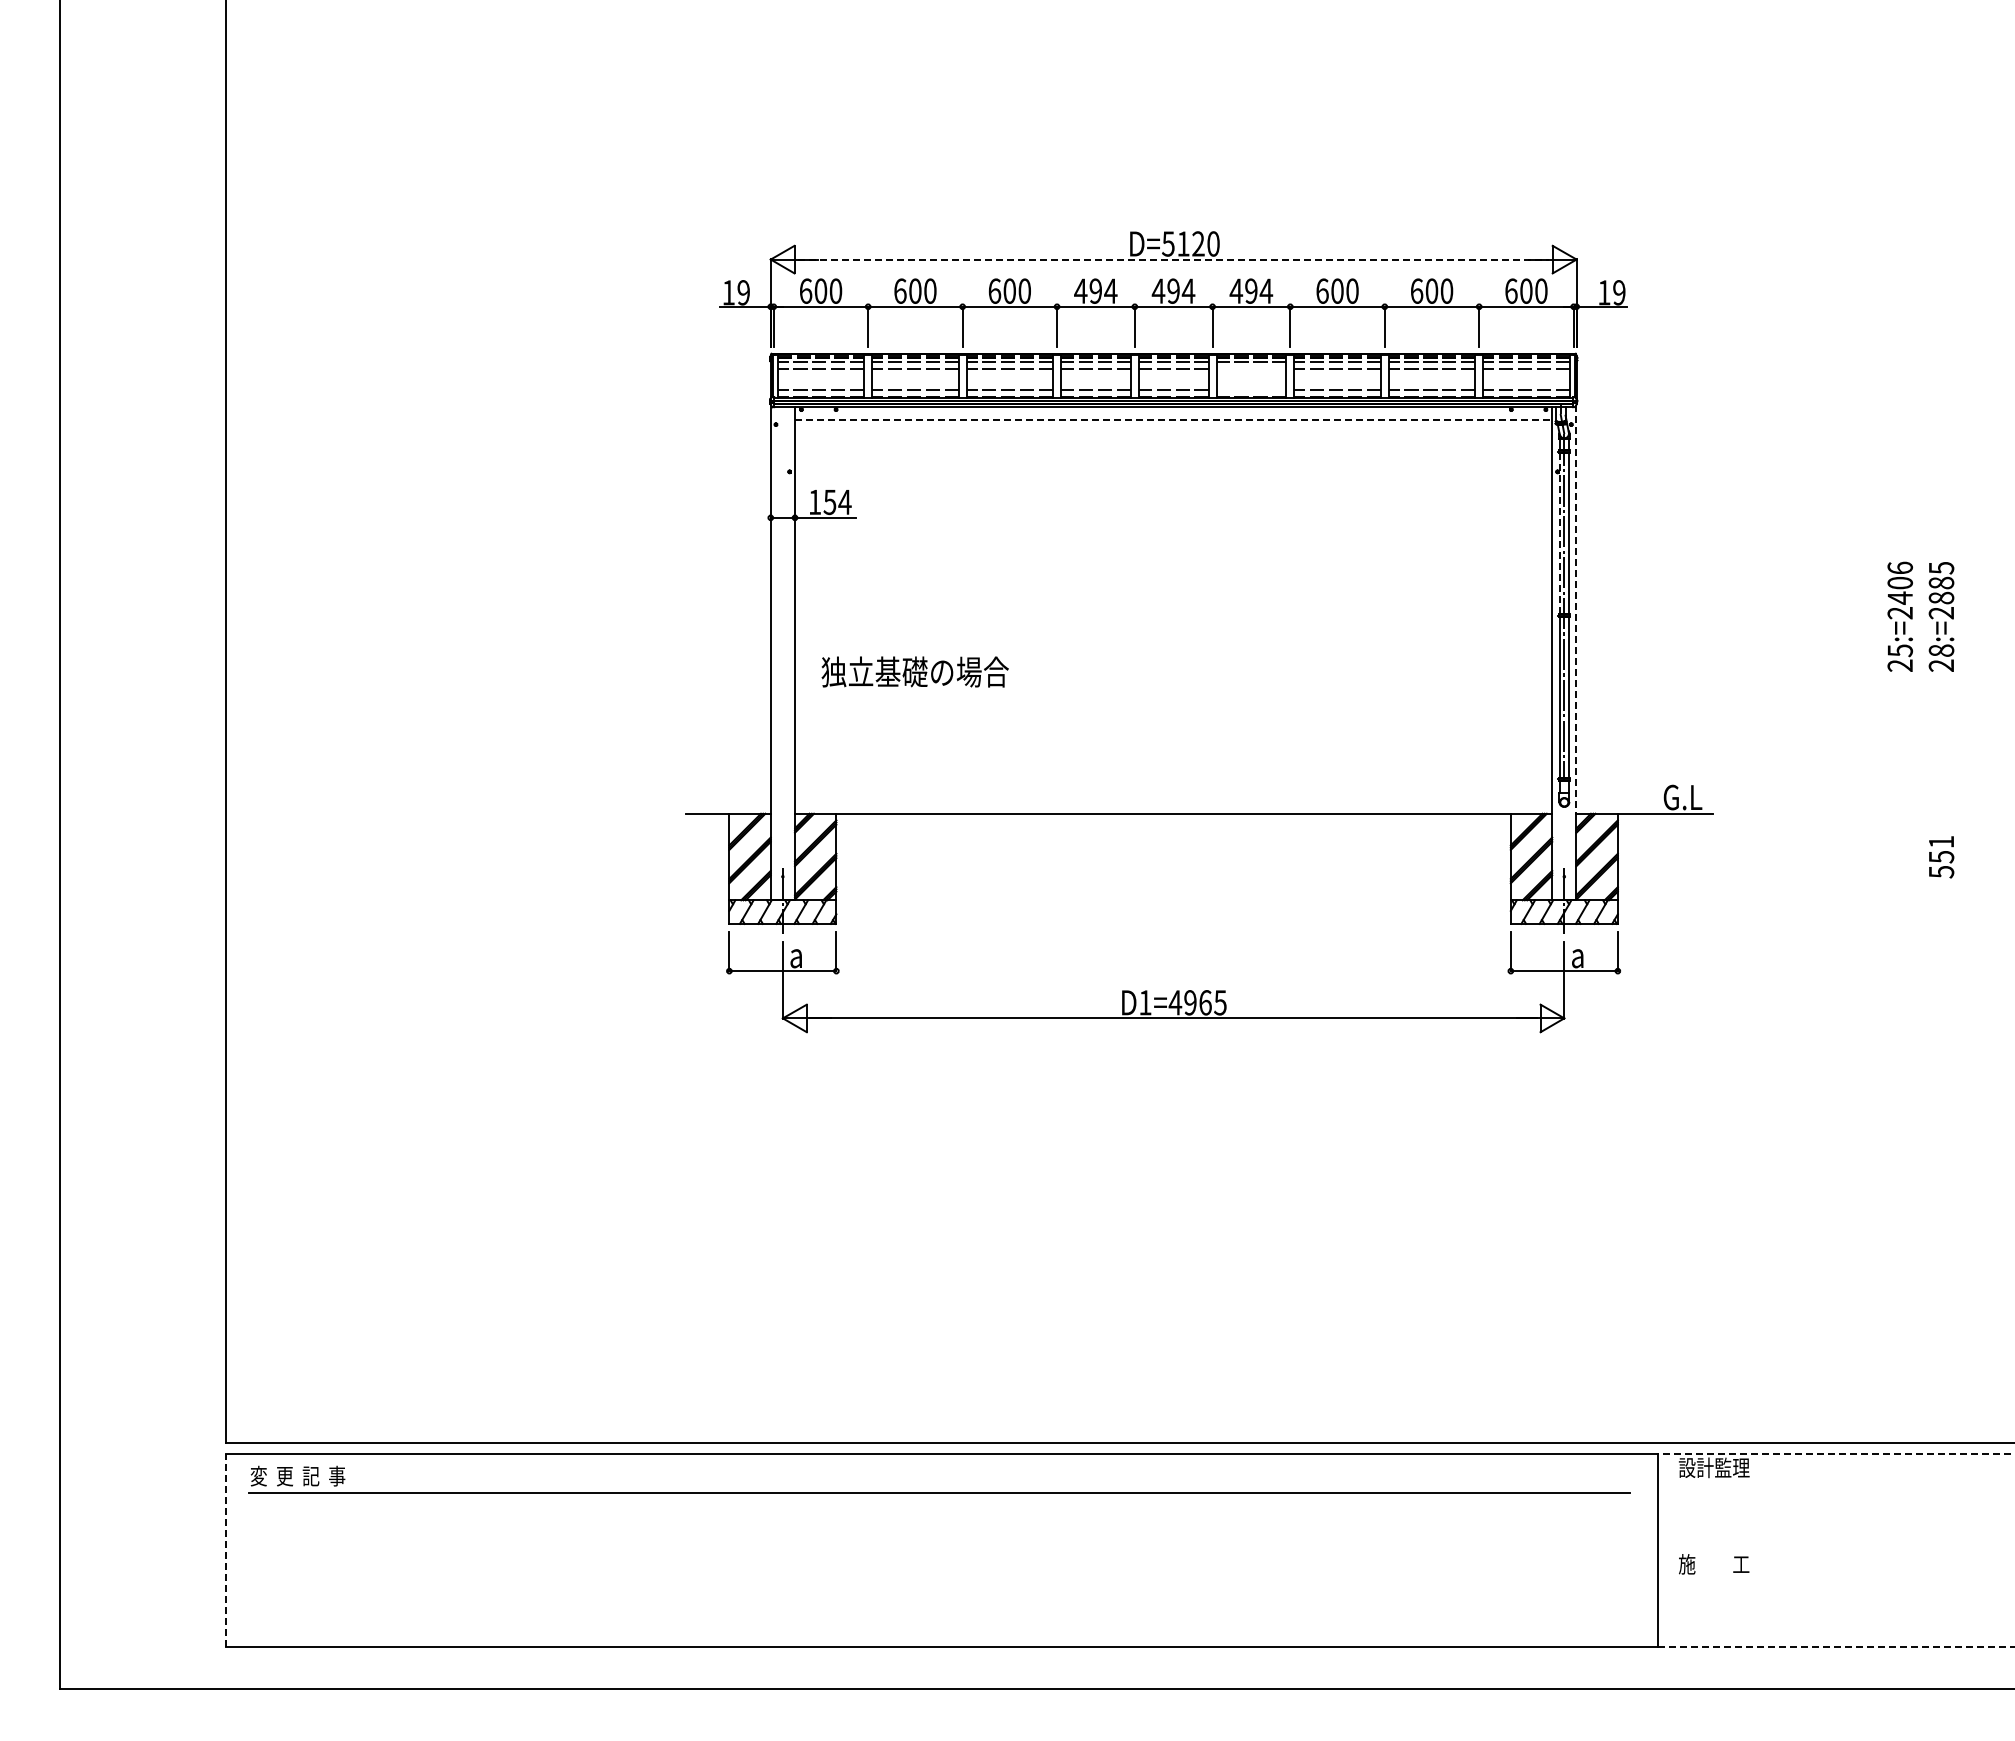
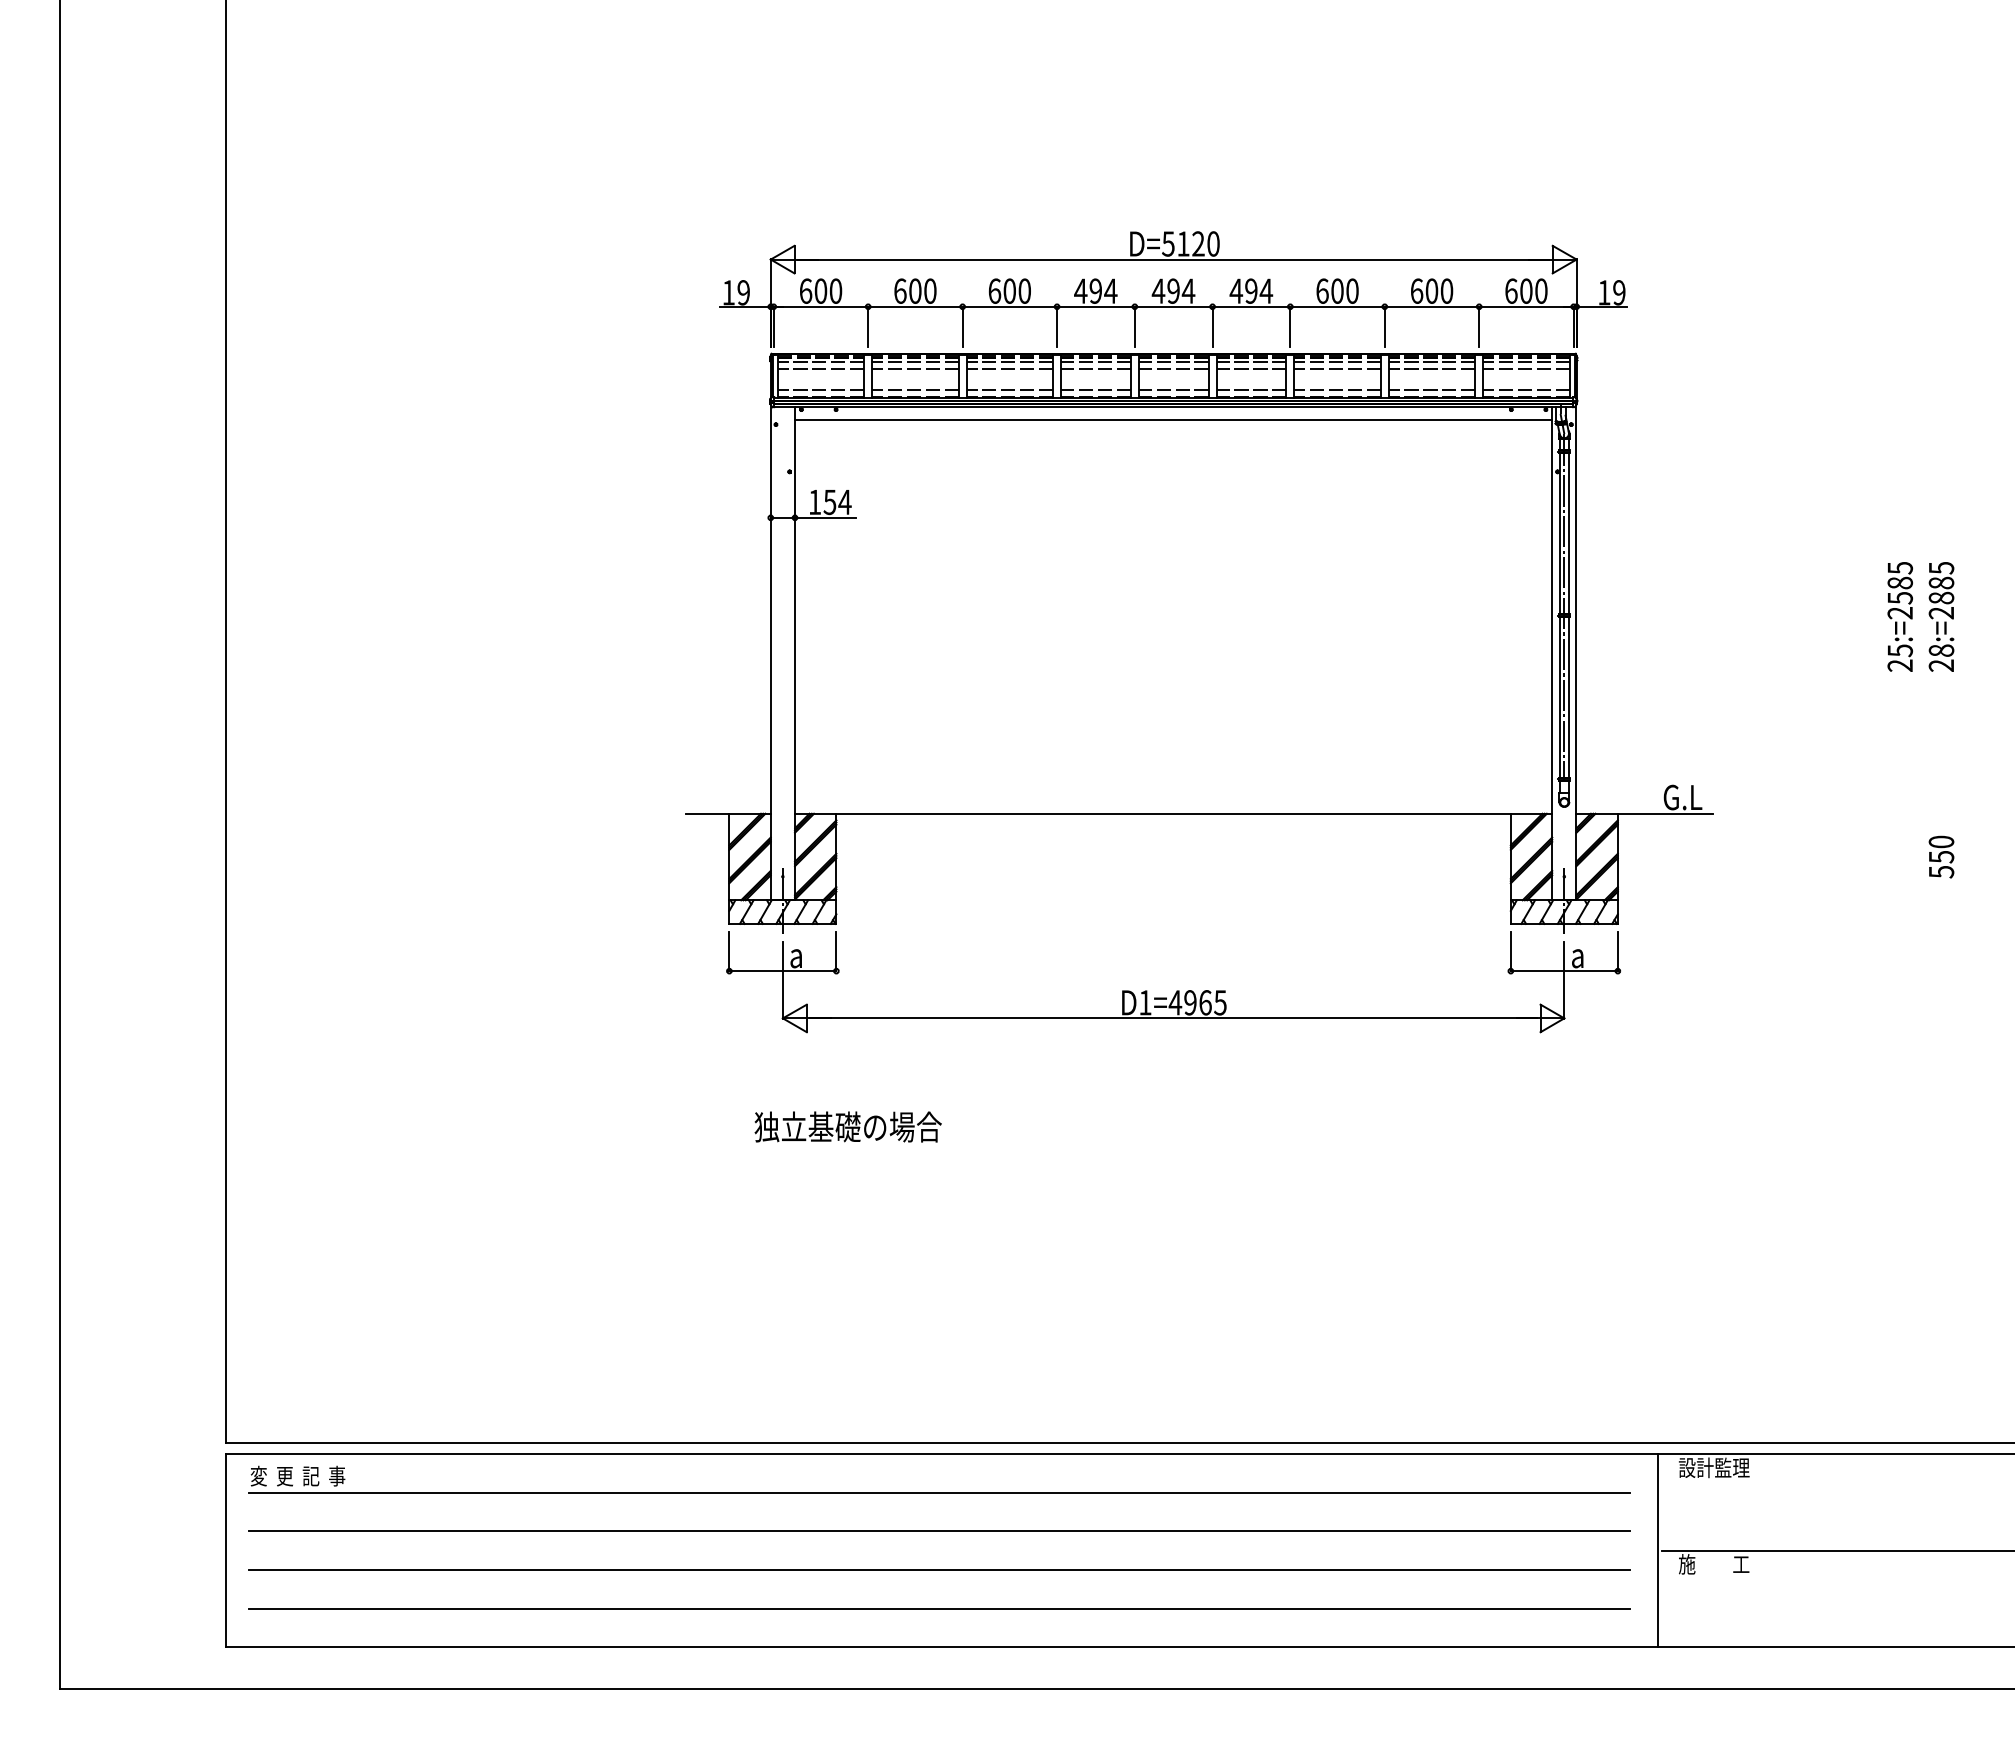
line: dashed -> solid (1174, 259)
line: none -> present (1251, 368)
line: none -> present (1251, 389)
line: dashed -> solid (1173, 420)
line: dashed -> solid (1559, 533)
text: 25:=2406 -> 25:=2585 (1900, 582)
line: dashed -> solid (1576, 609)
text position: (914, 671) -> (847, 1126) (847, 1126)
text: 551 -> 550 (1941, 841)
line: dashed -> solid (1835, 1454)
line: none -> present (939, 1531)
line: dashed -> solid (225, 1550)
line: none -> present (1836, 1550)
line: none -> present (939, 1570)
line: none -> present (939, 1608)
line: dashed -> solid (1836, 1647)
